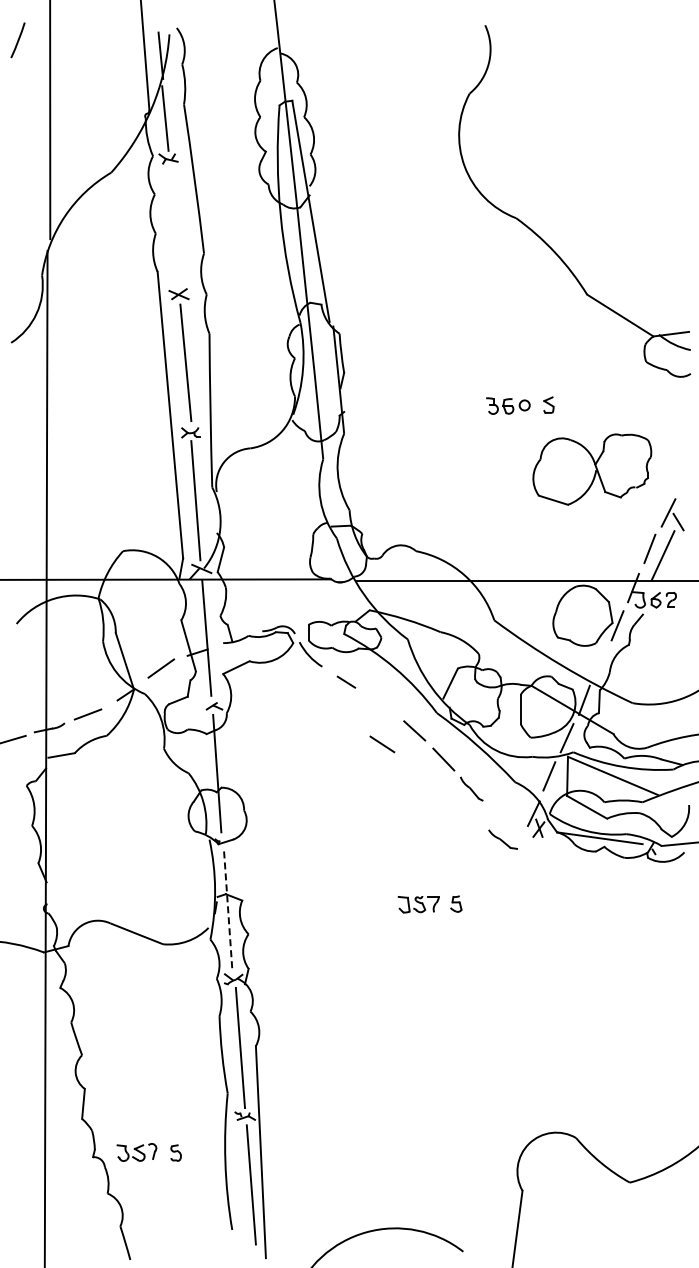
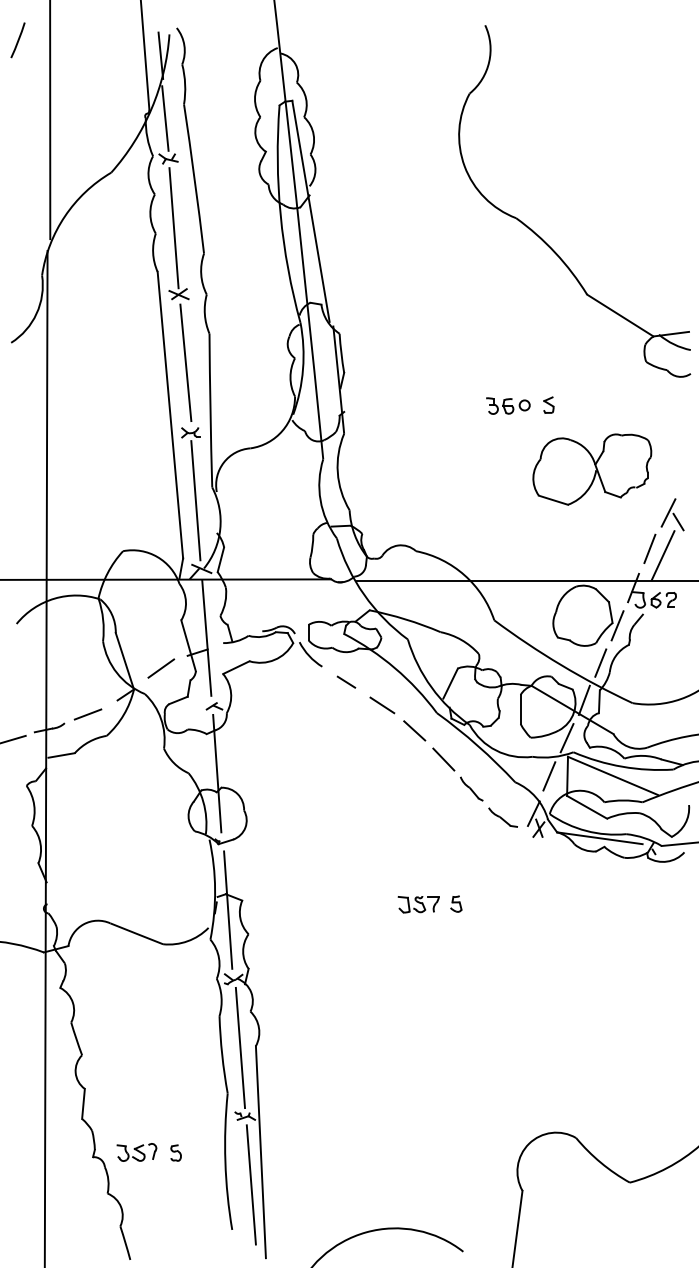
line: none -> present (173, 228)
line: none -> present (600, 662)
line position: (382, 744) -> (382, 705) (382, 705)
part position: (502, 839) -> (502, 817) (502, 817)
line: dashed -> solid (228, 910)
